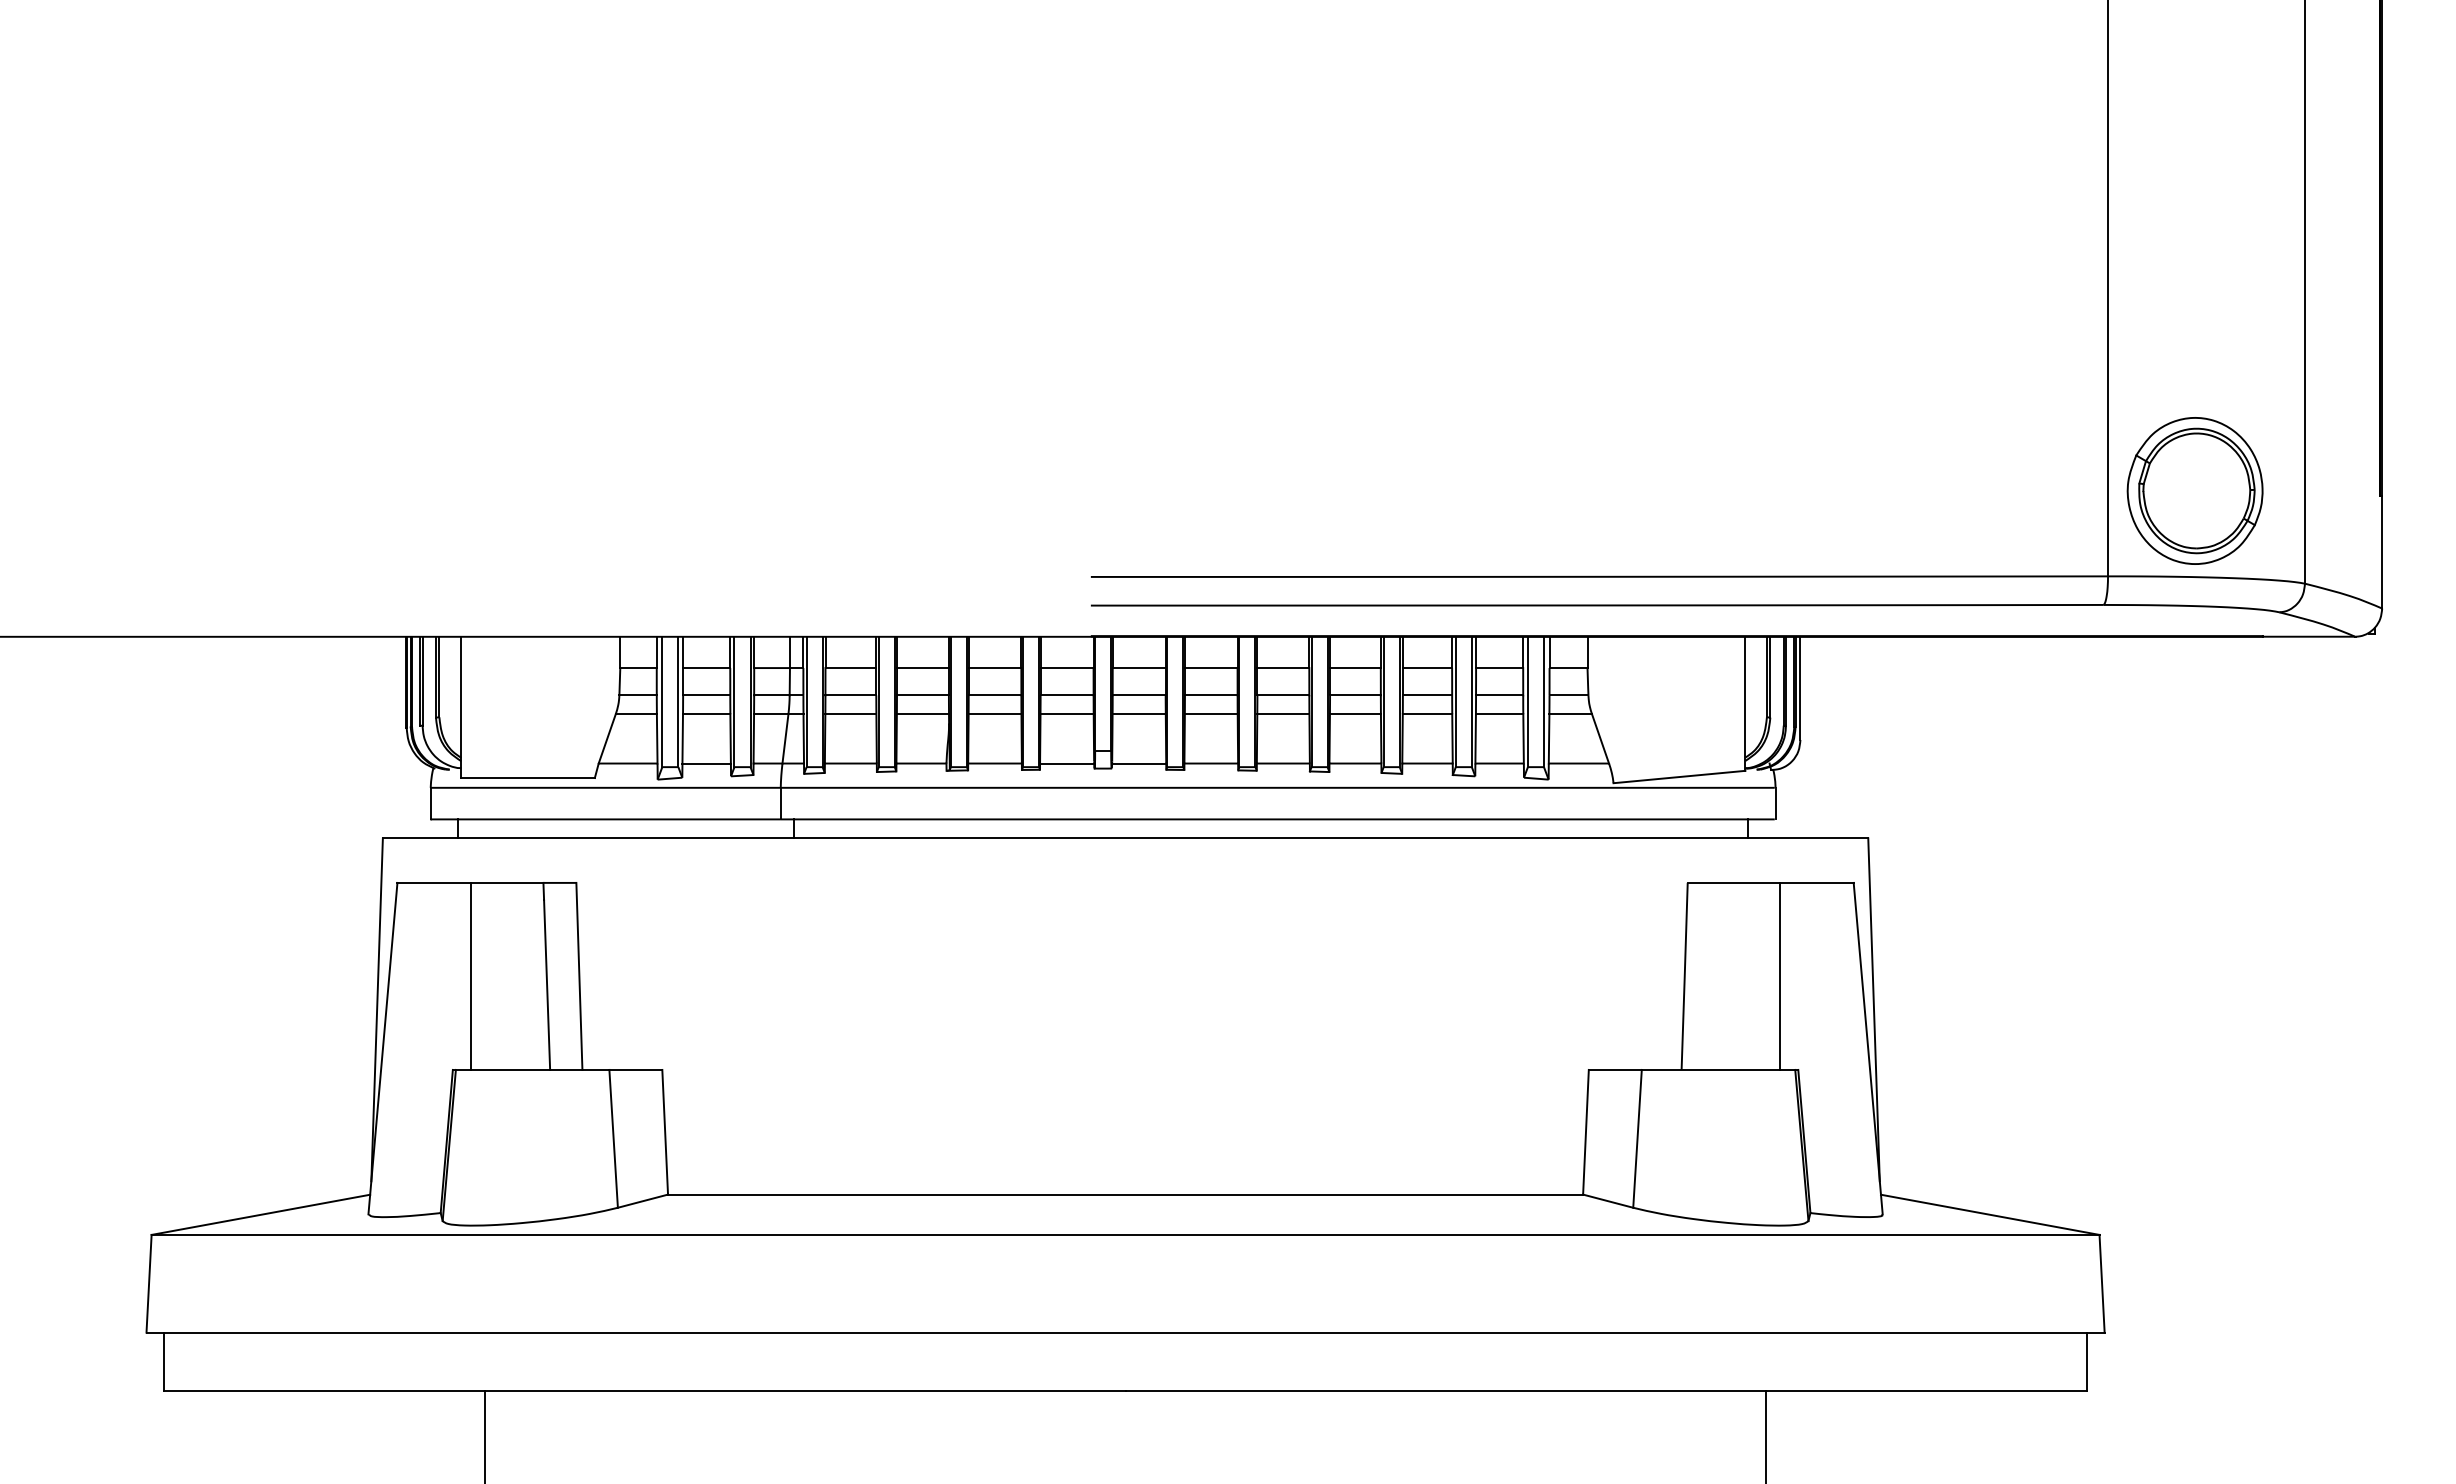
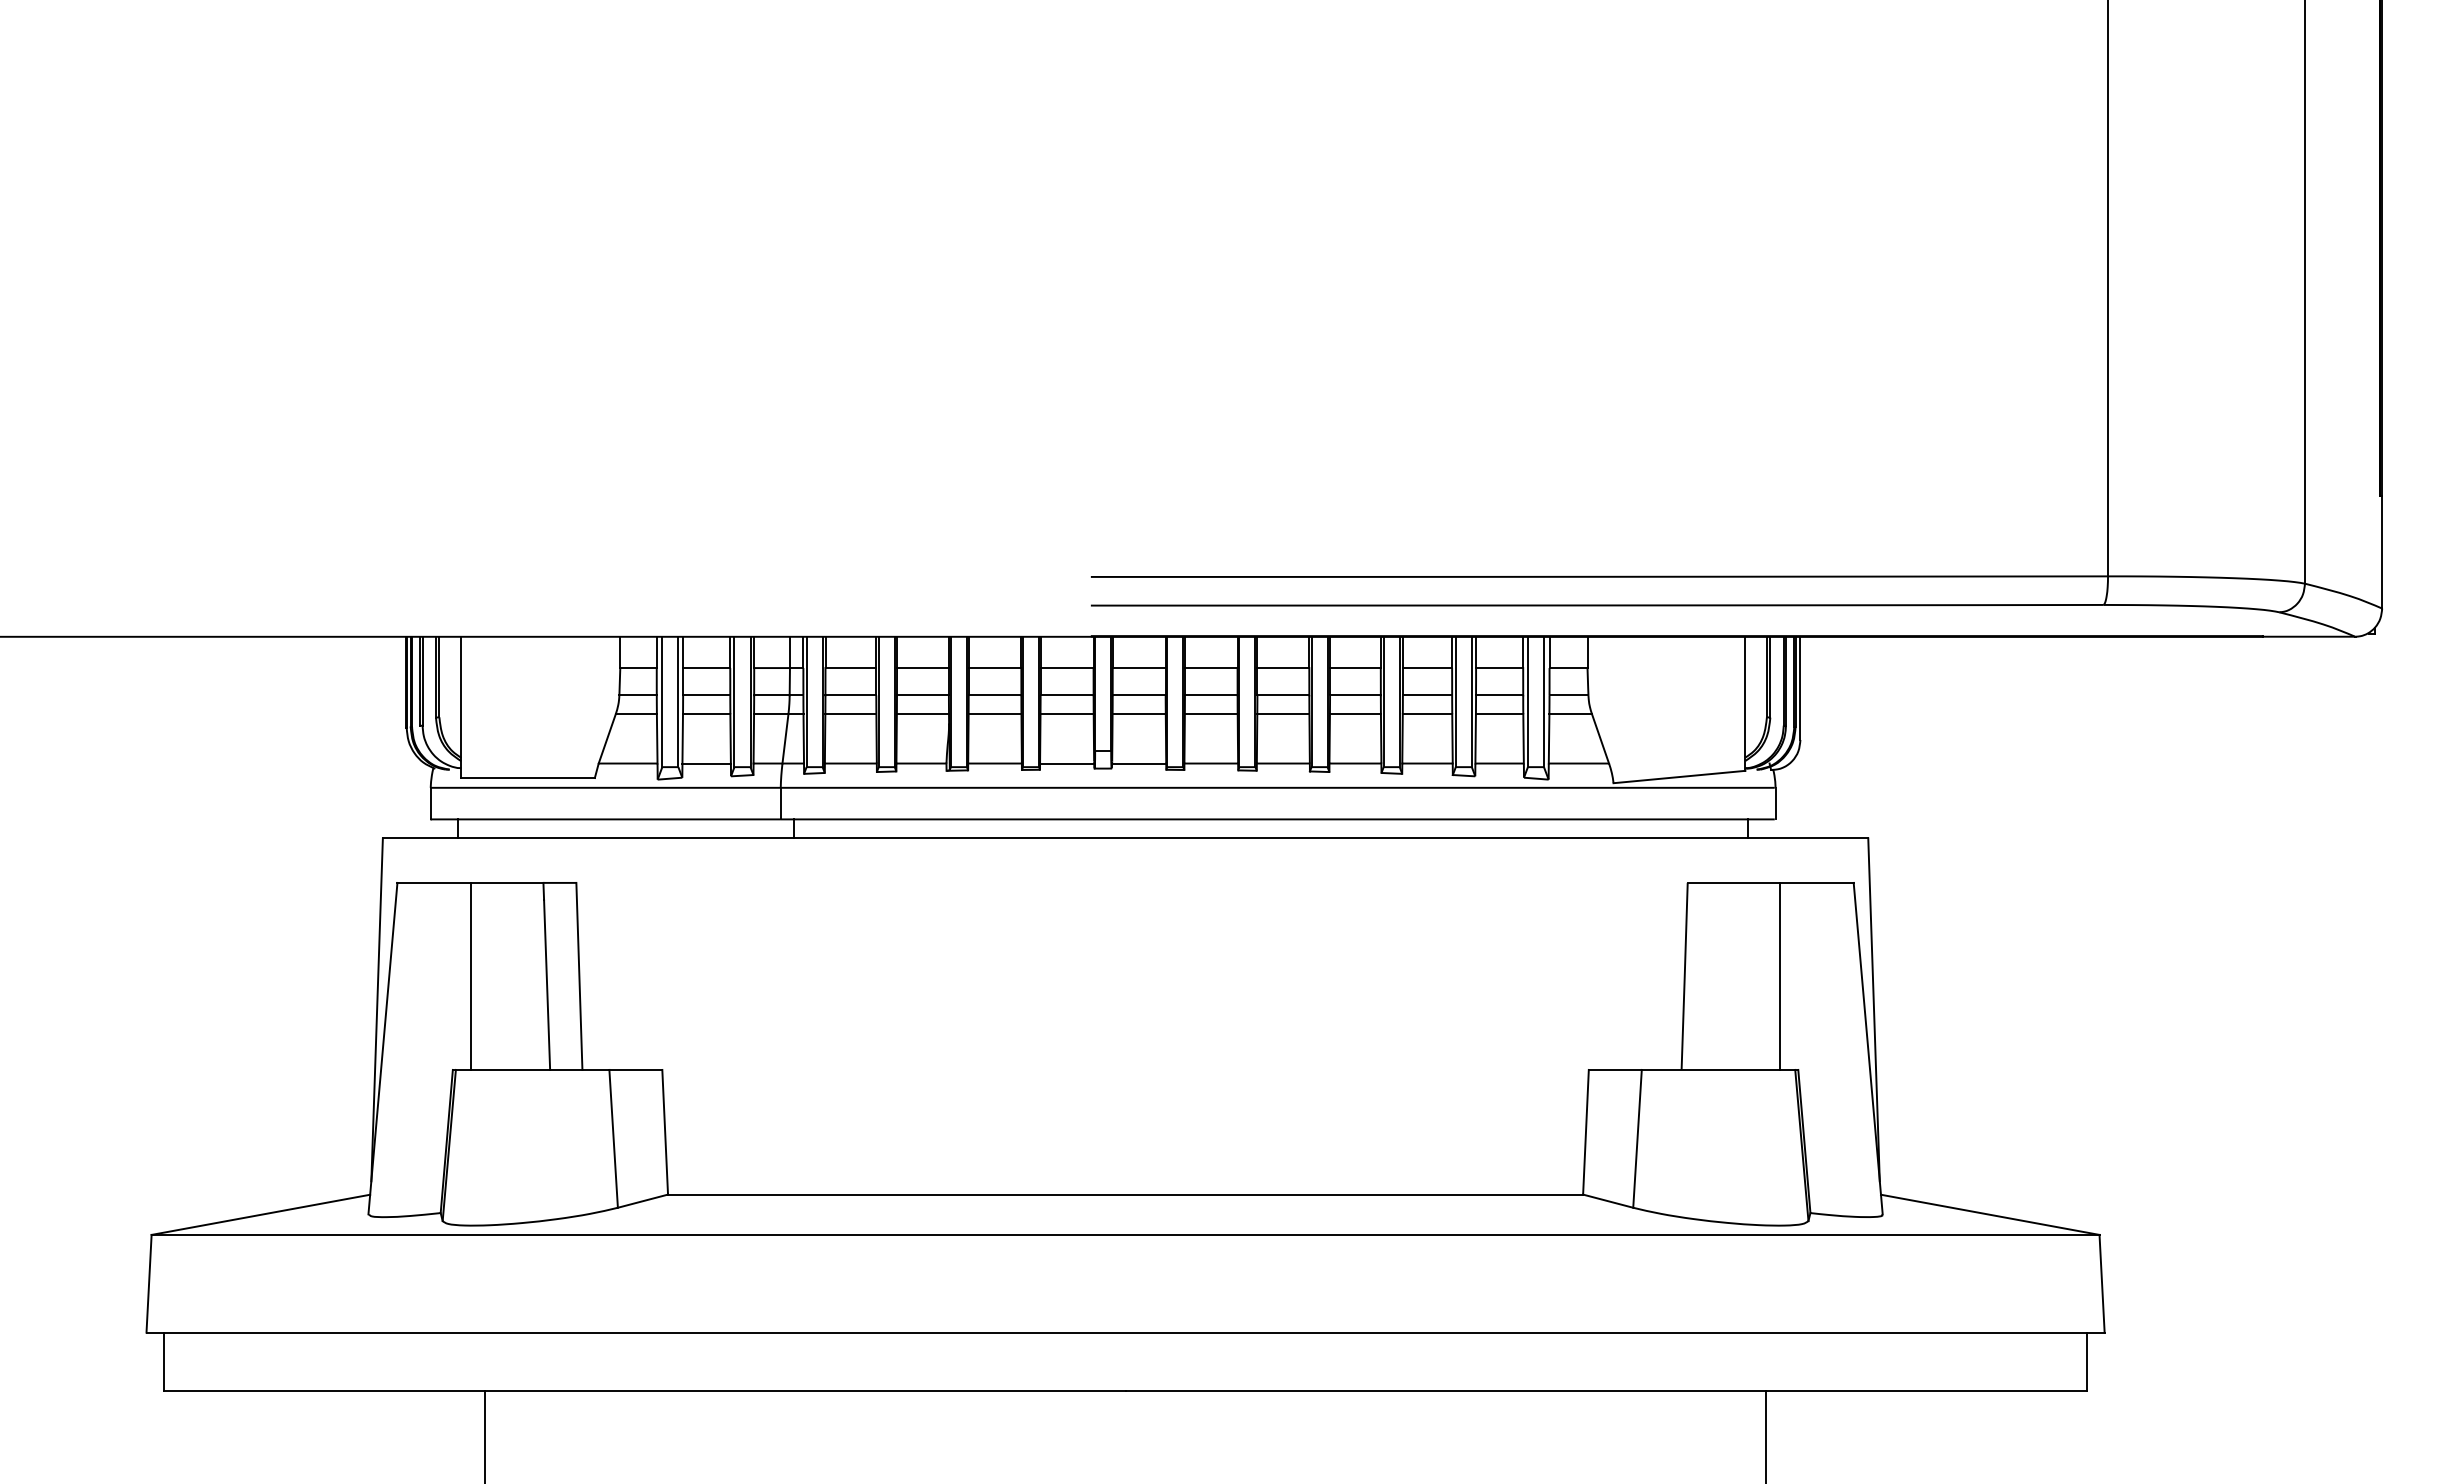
part: present -> none (2194, 490)
